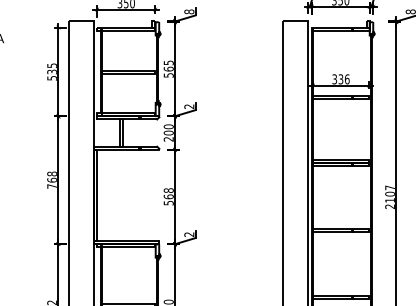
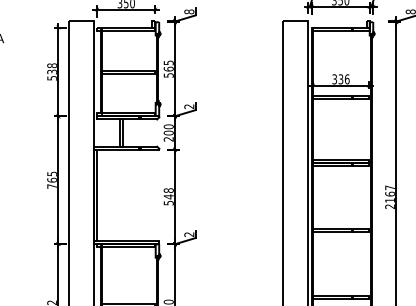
text: 535 -> 538 (51, 65)
text: 768 -> 765 (51, 173)
text: 2107 -> 2167 (389, 193)
text: 568 -> 548 (168, 196)
